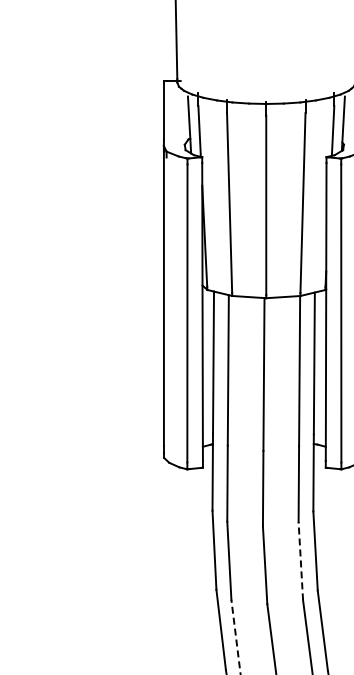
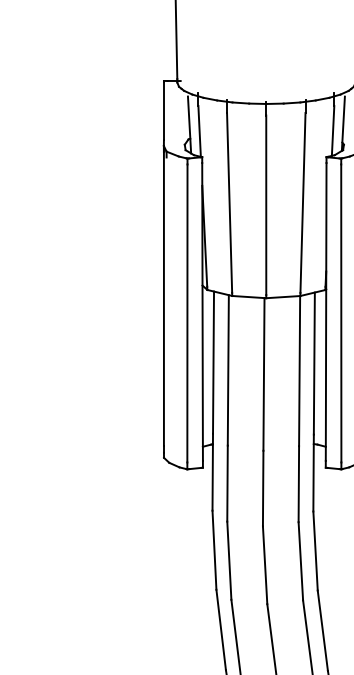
line: dashed -> solid (300, 560)
line: dashed -> solid (236, 637)
